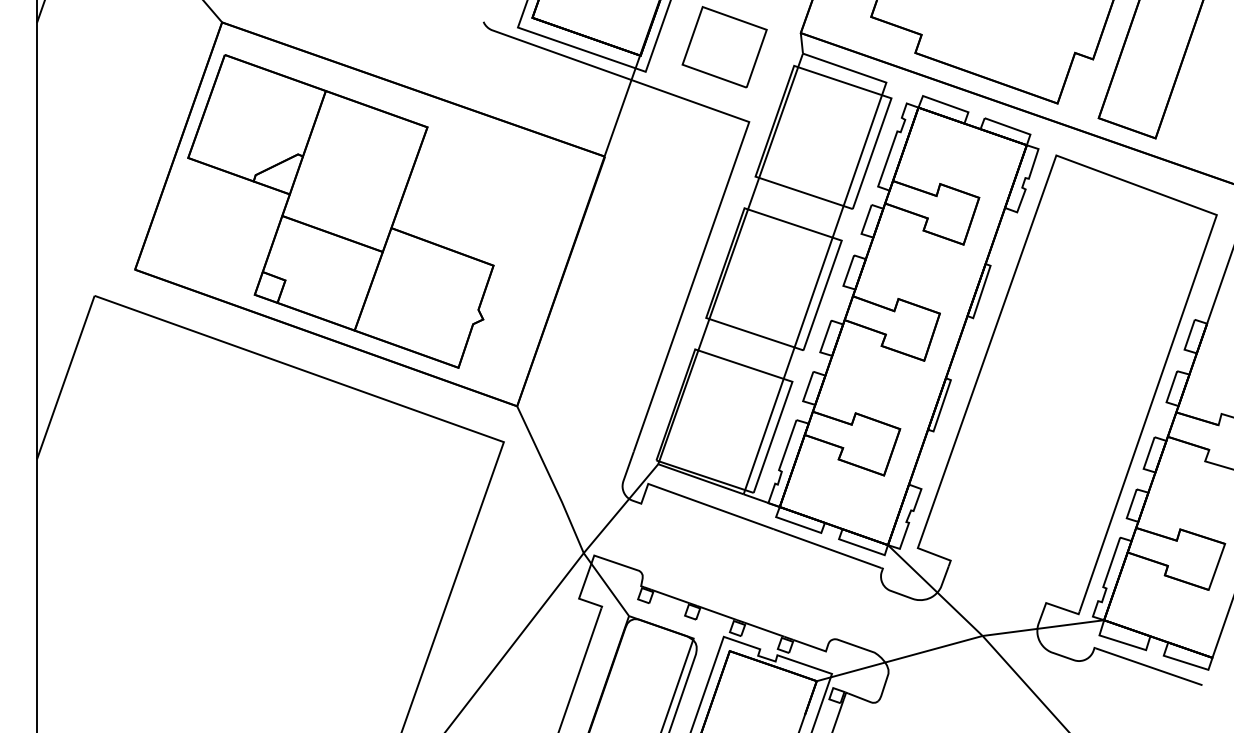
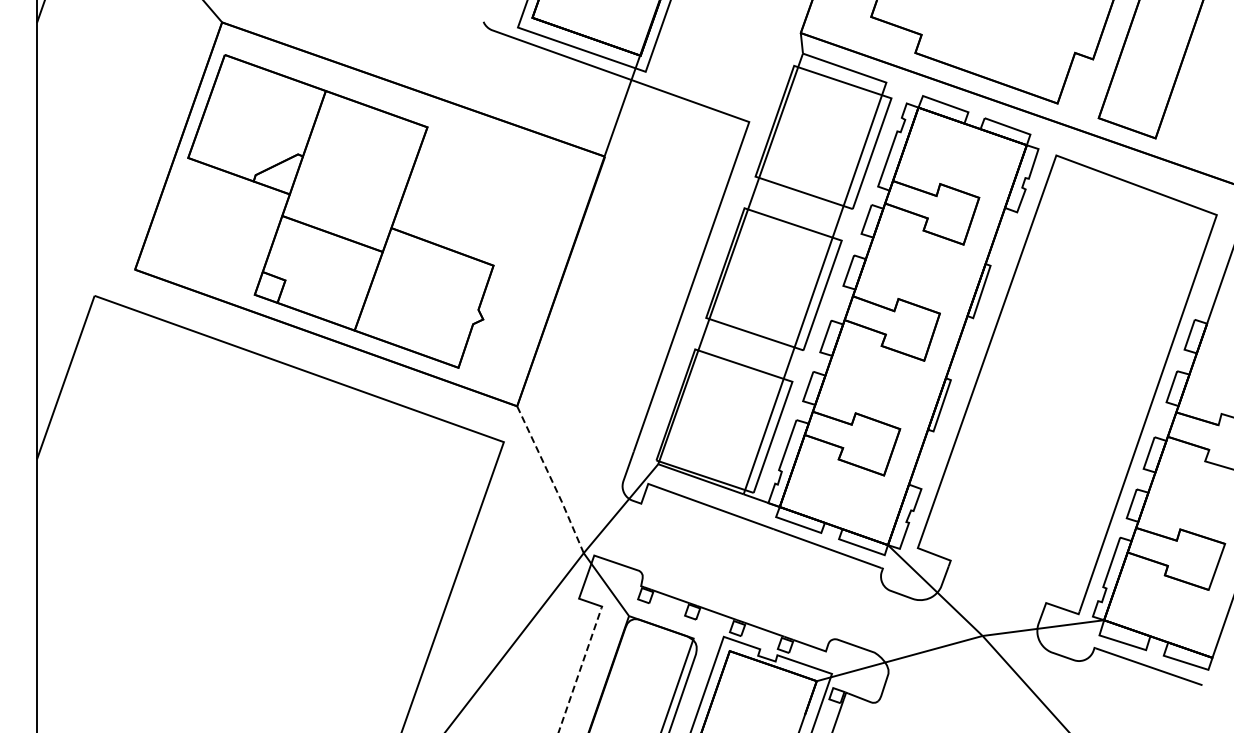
part: present -> none (724, 47)
line: solid -> dashed (551, 479)
line: solid -> dashed (579, 670)
